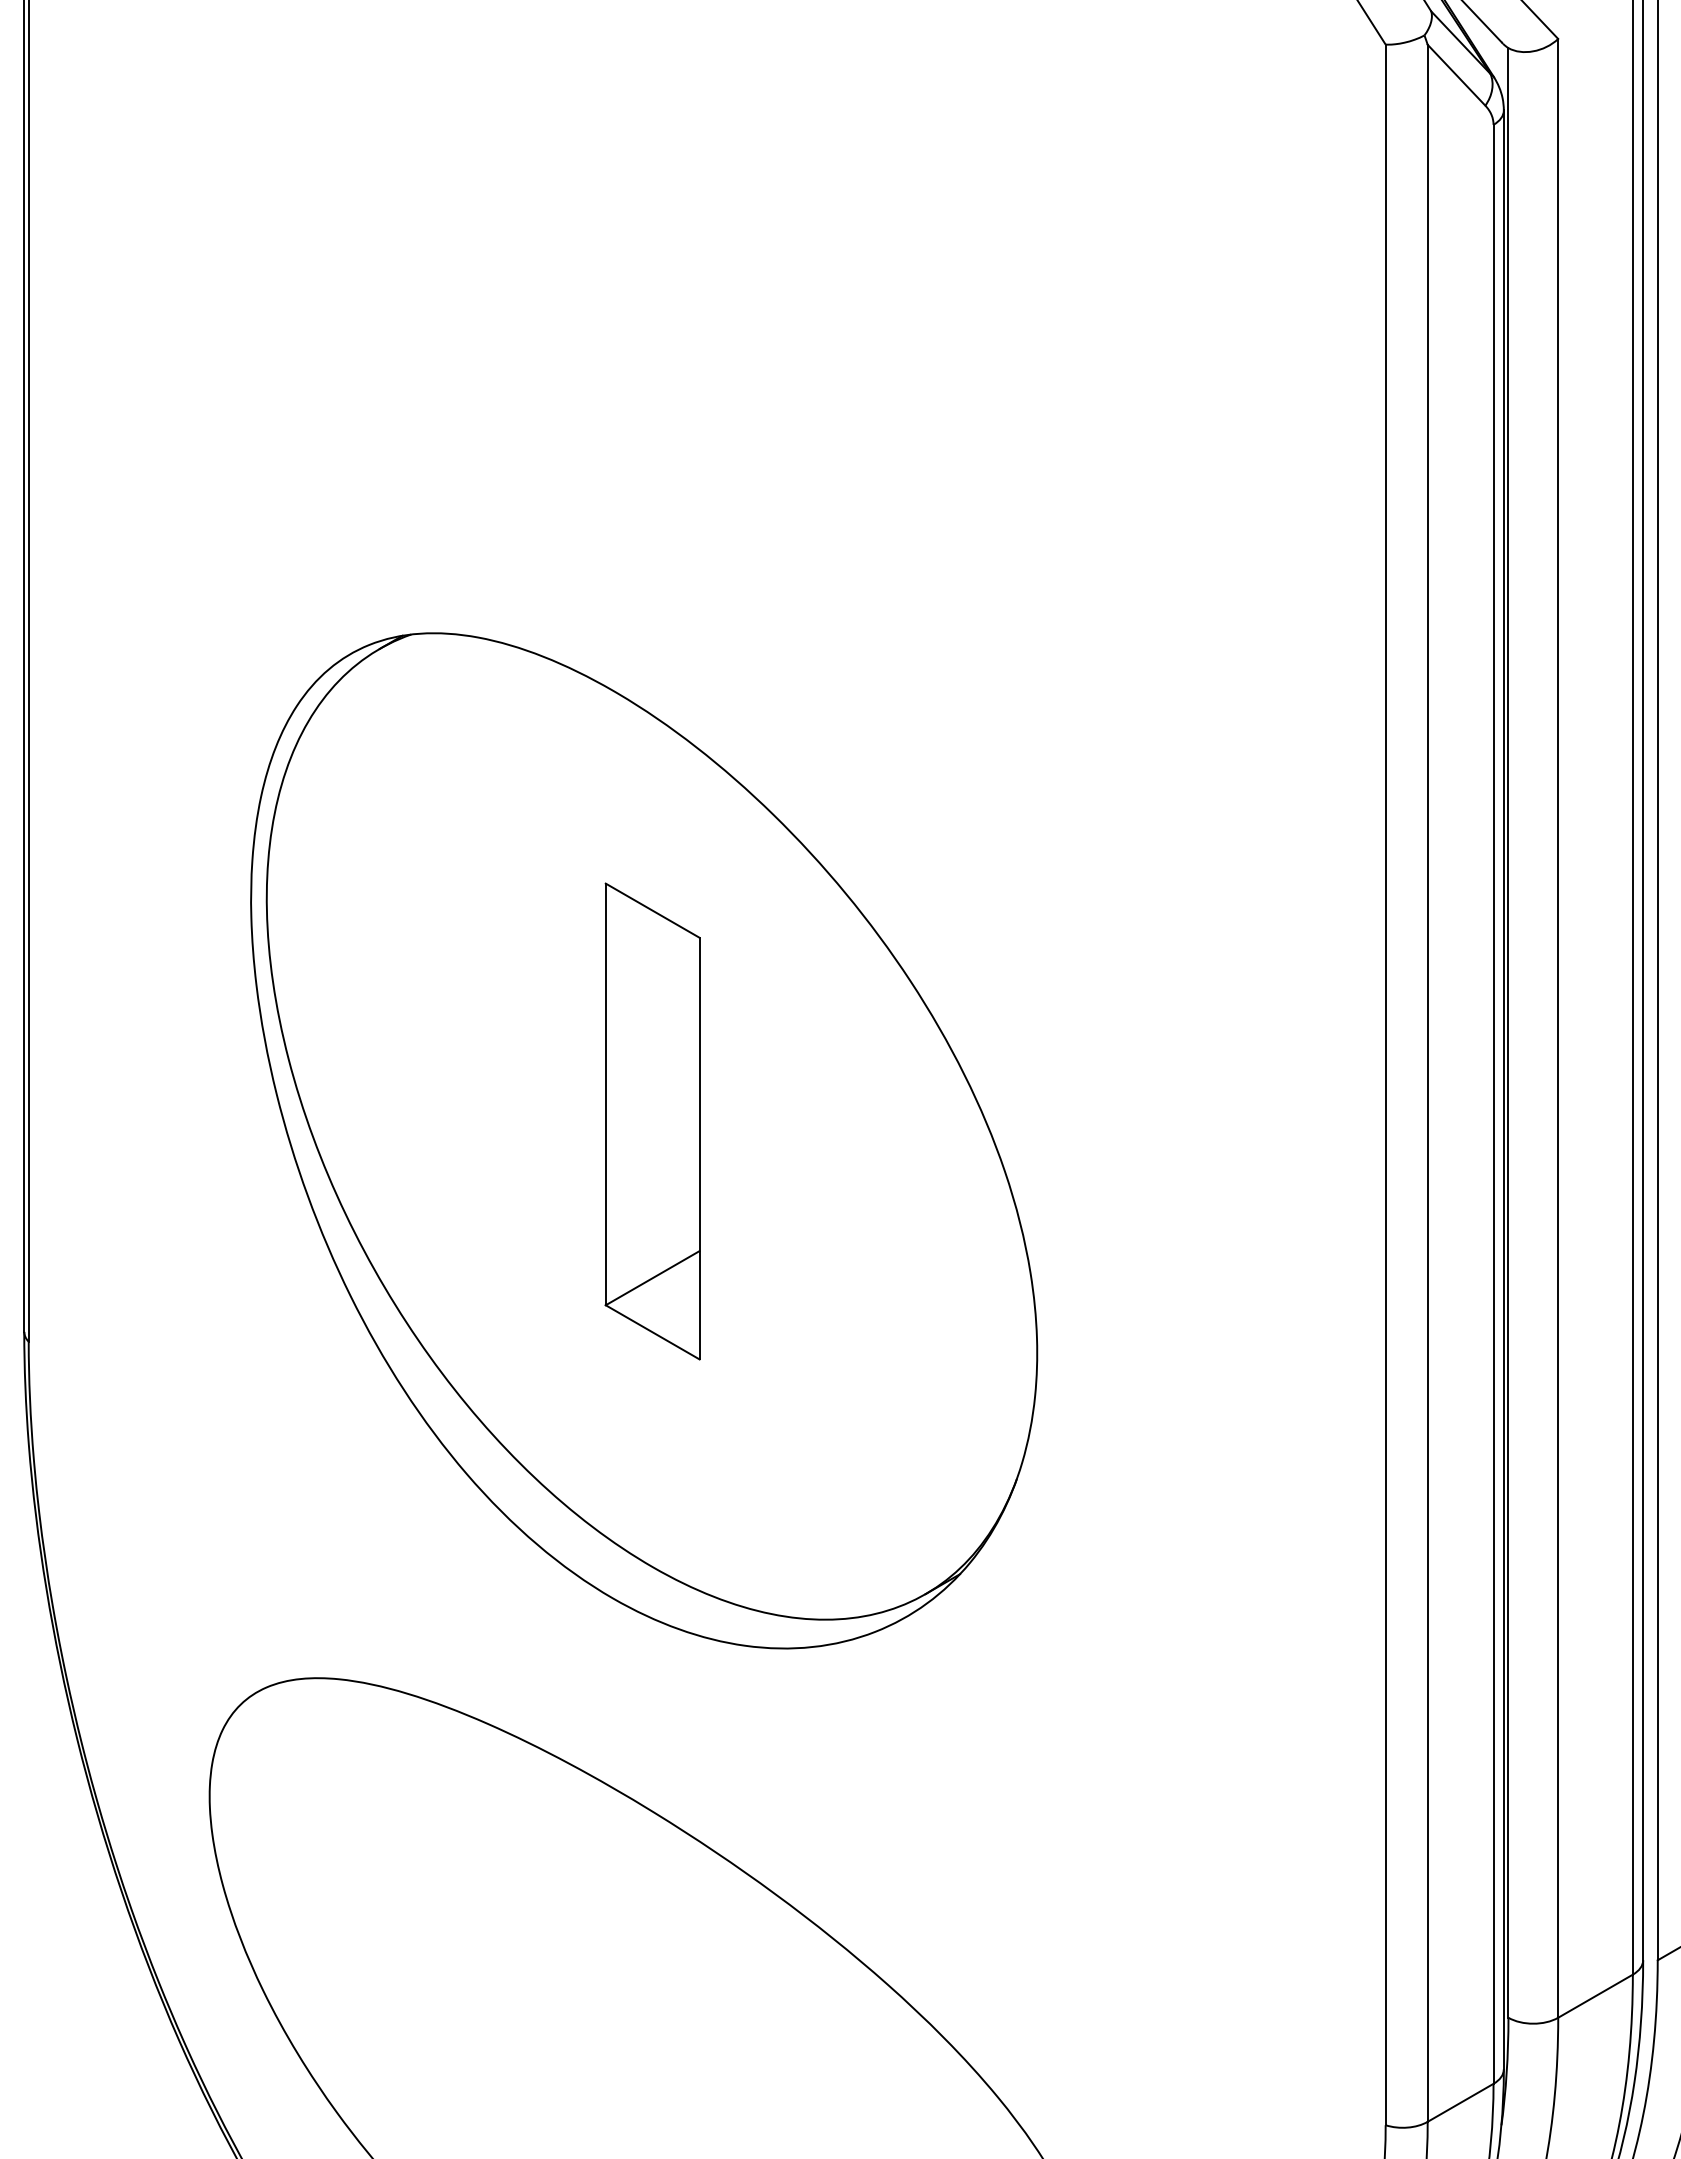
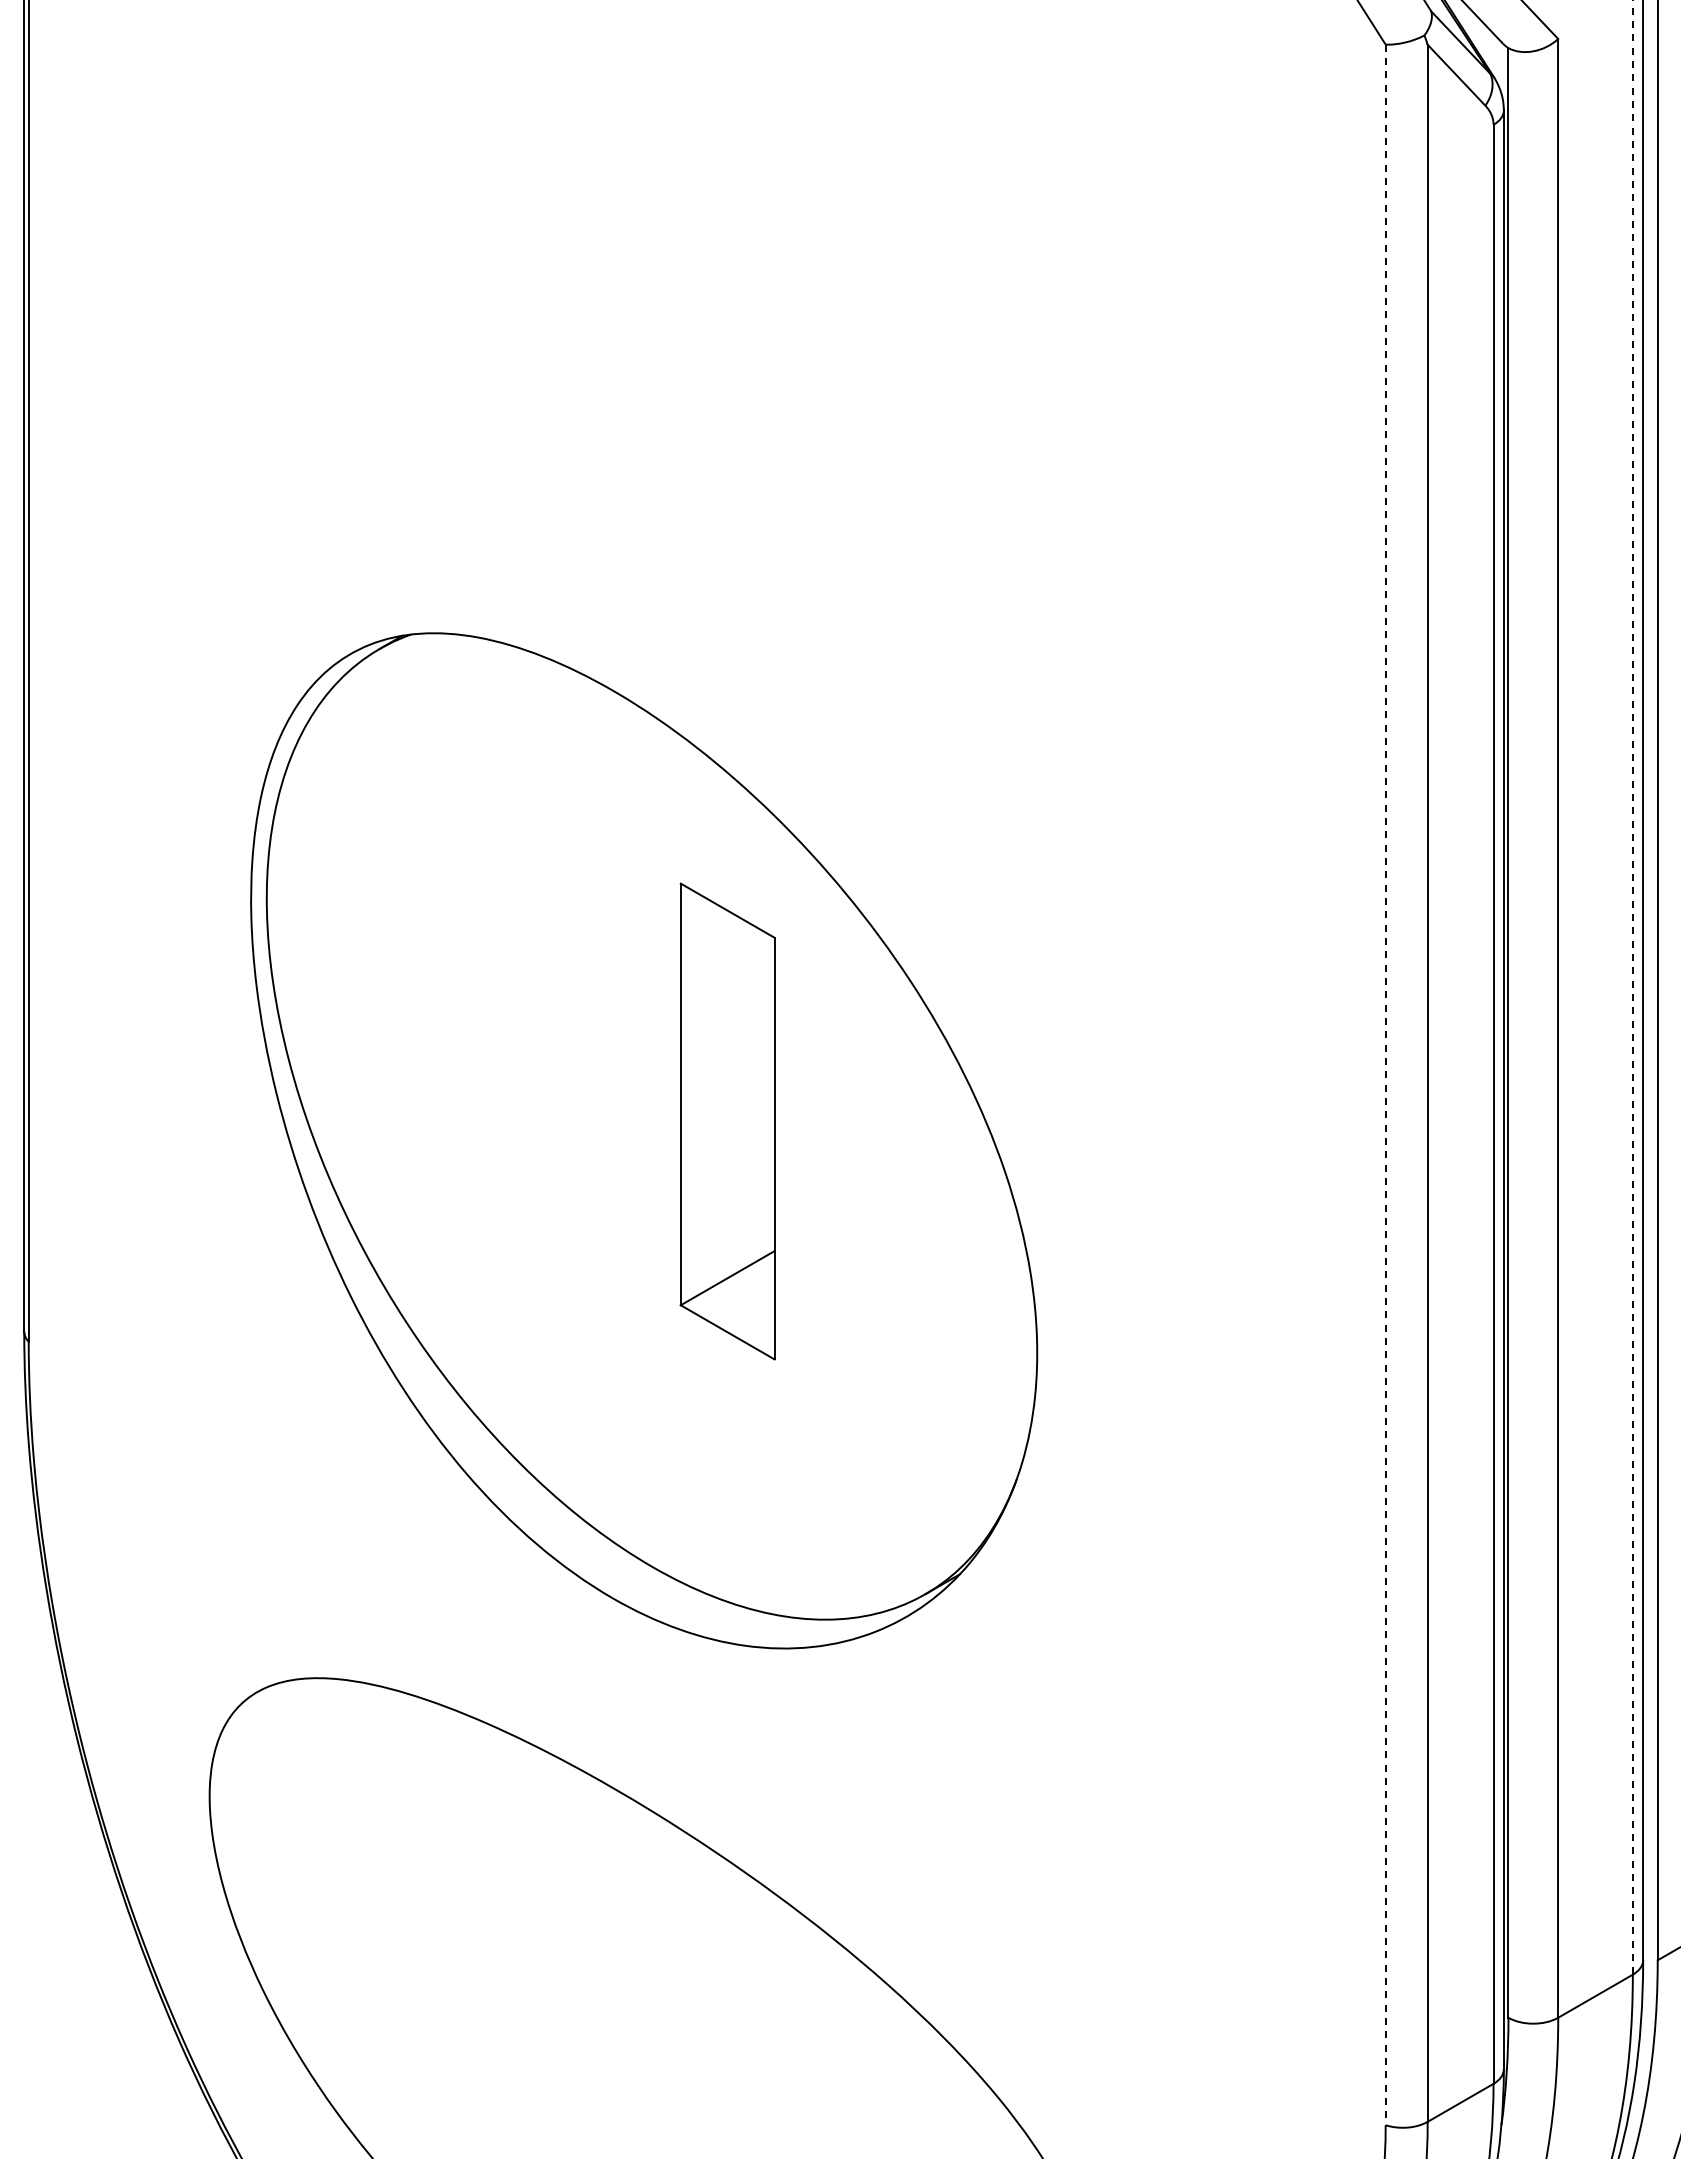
line: solid -> dashed (1632, 987)
line: solid -> dashed (1385, 1085)
part position: (652, 1121) -> (727, 1121) (727, 1121)
